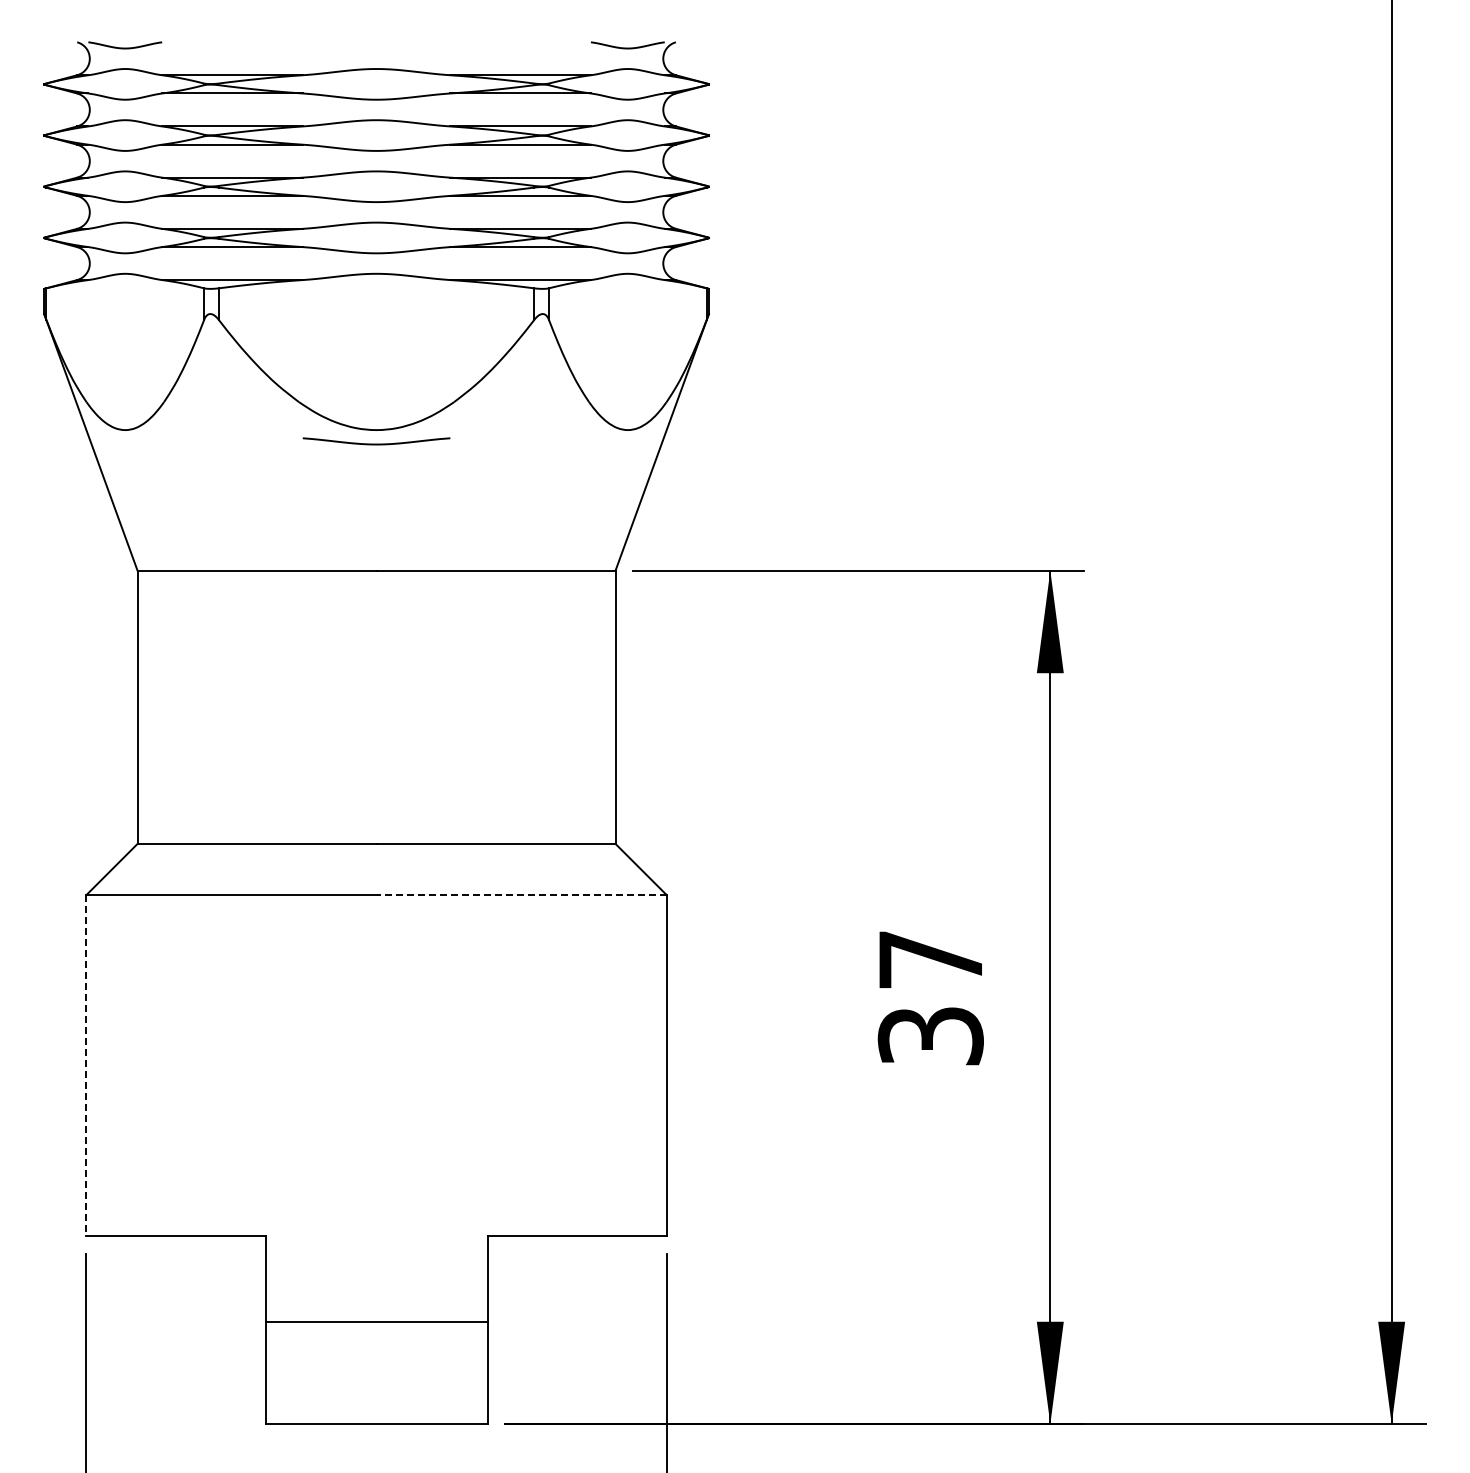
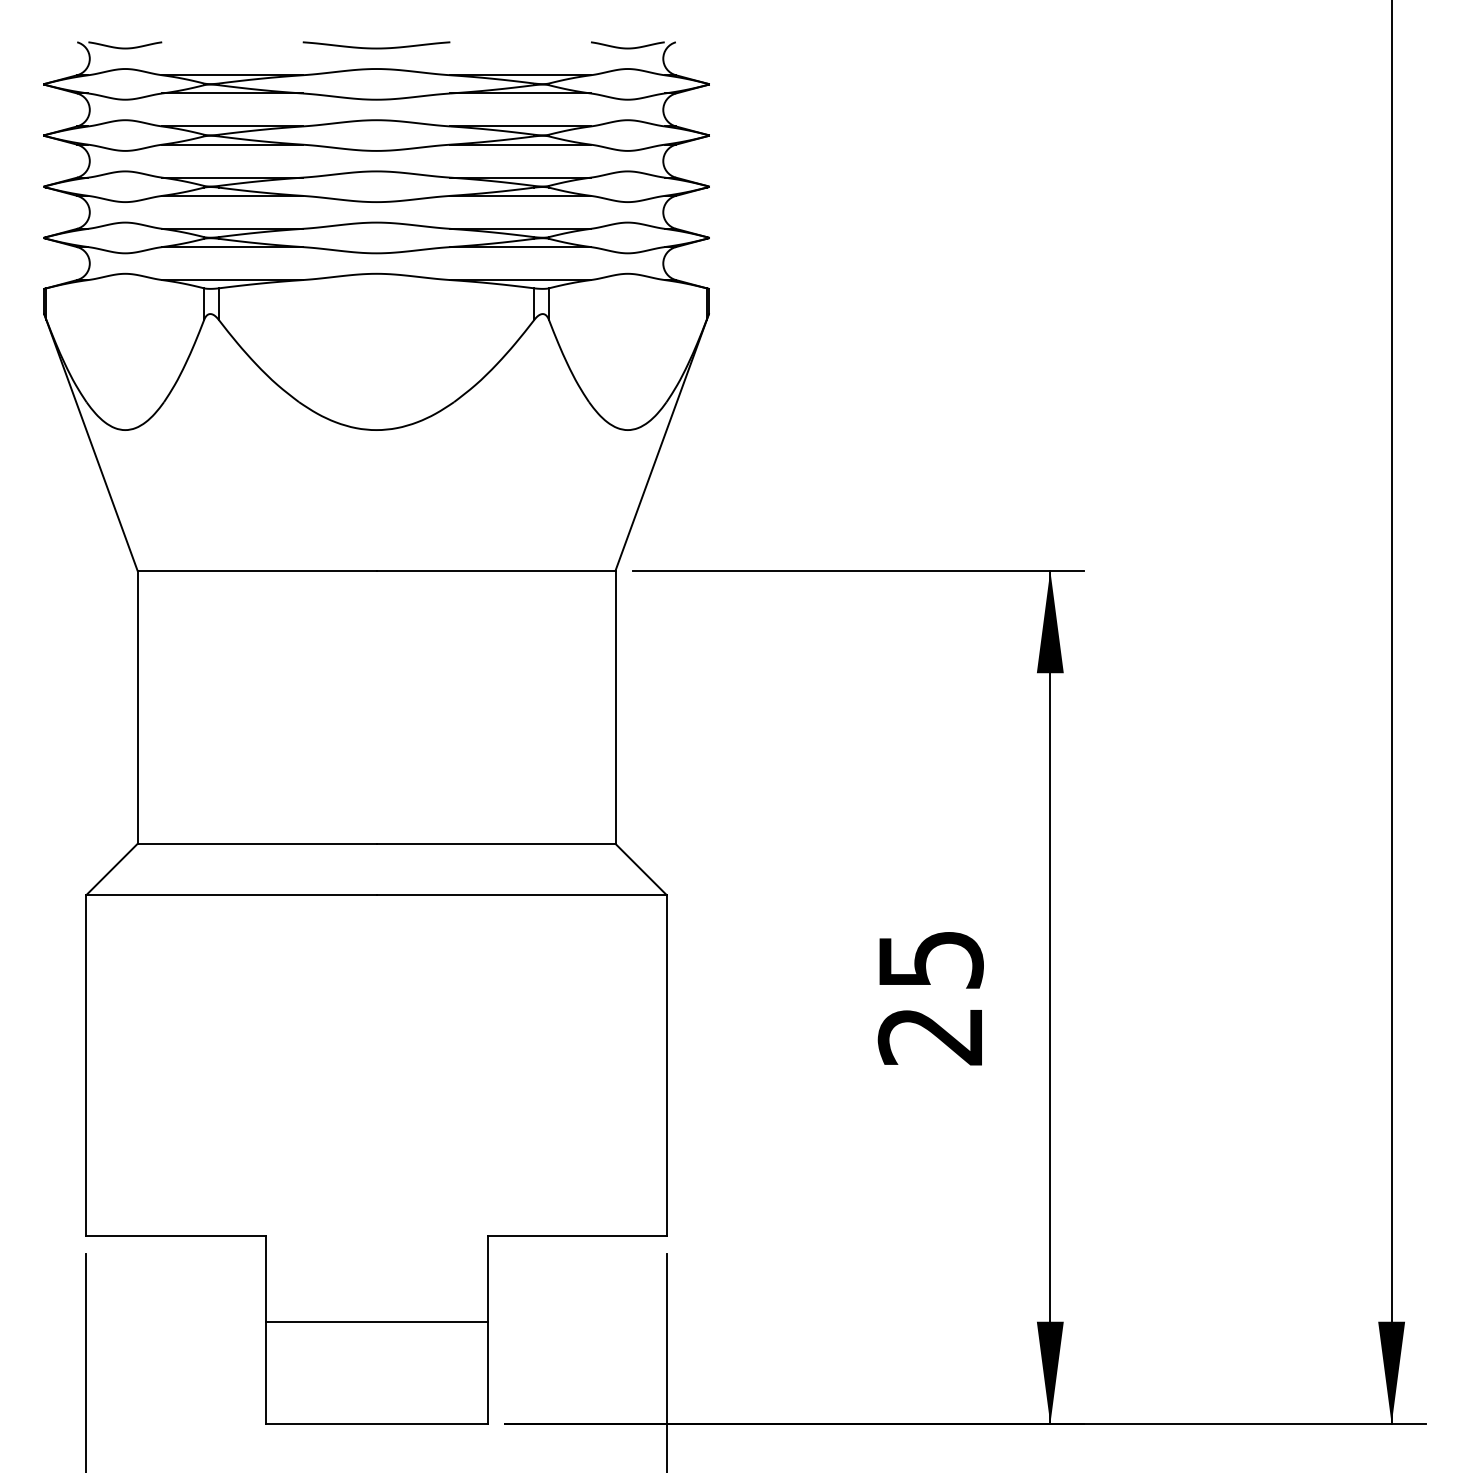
curve position: (376, 443) -> (376, 47) (376, 47)
line: dashed -> solid (521, 895)
text: 37 -> 25 (930, 998)
line: dashed -> solid (86, 1065)
